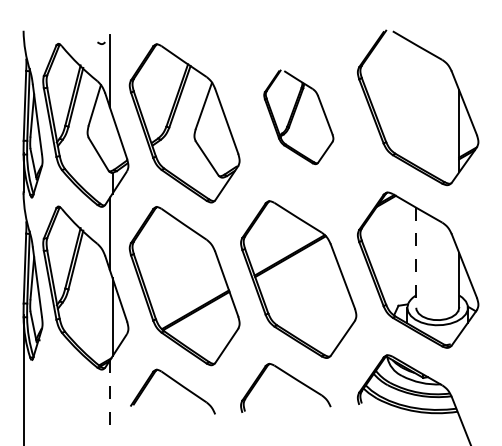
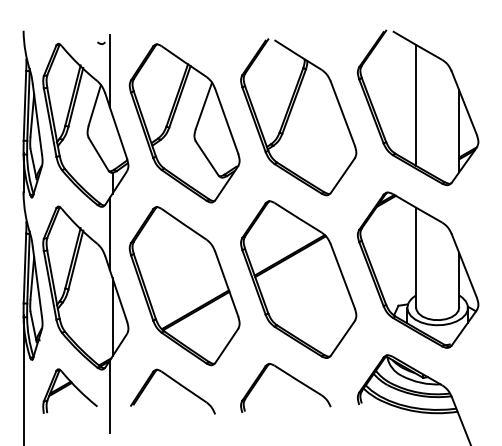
line: none -> present (416, 104)
part size: 72x97 px -> 118x159 px (298, 117)
line: dashed -> solid (416, 258)
part: none -> present (69, 390)
line: dashed -> solid (109, 397)
